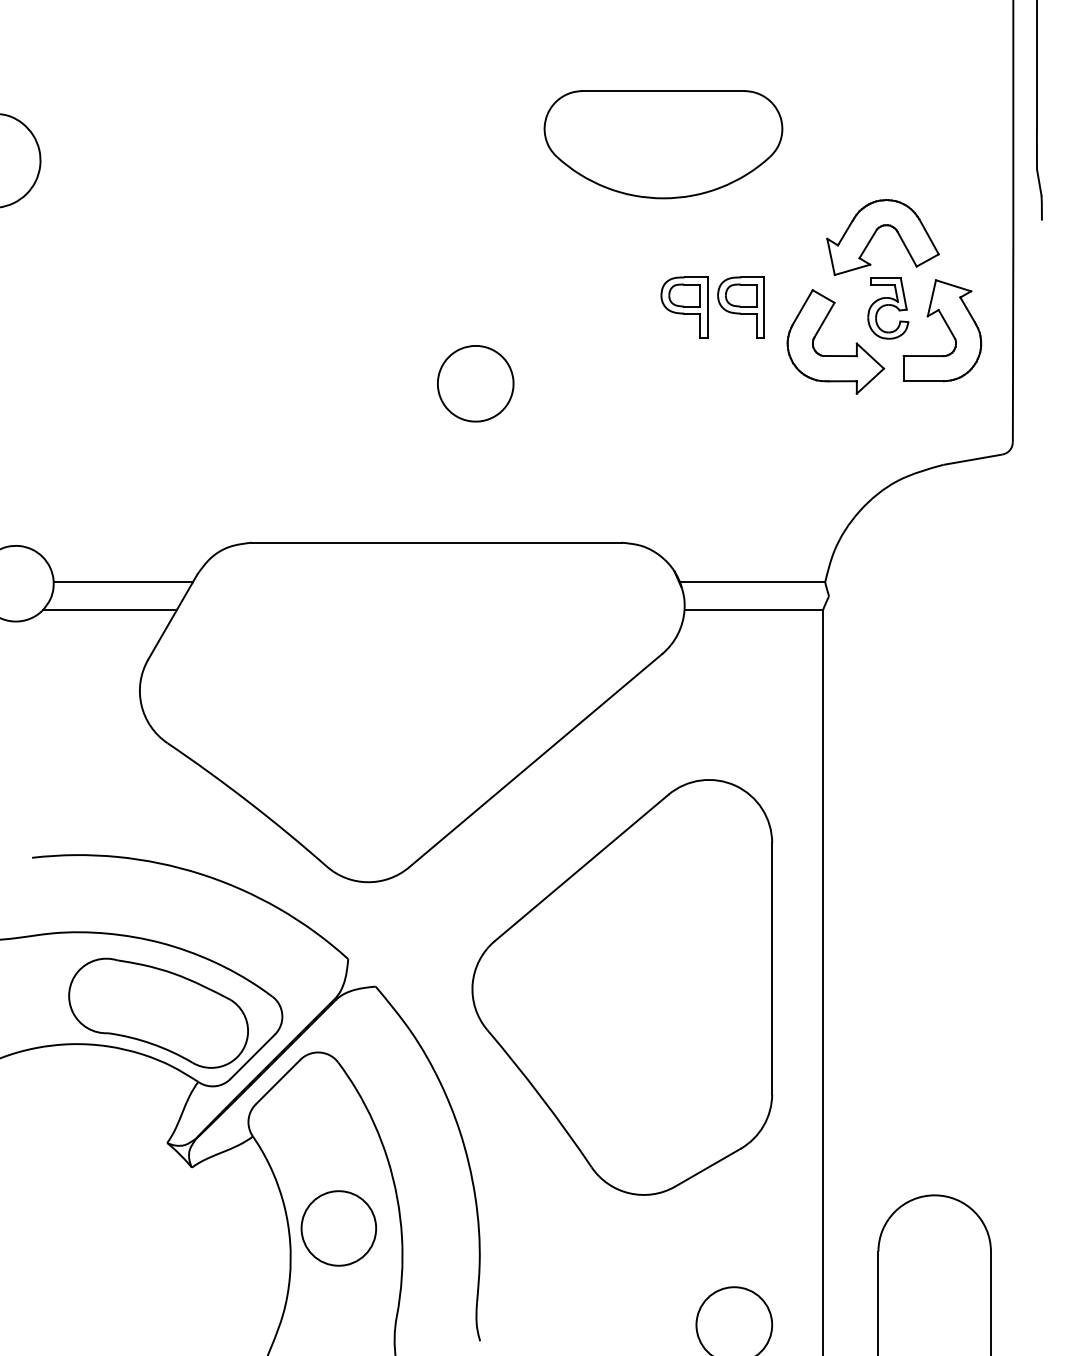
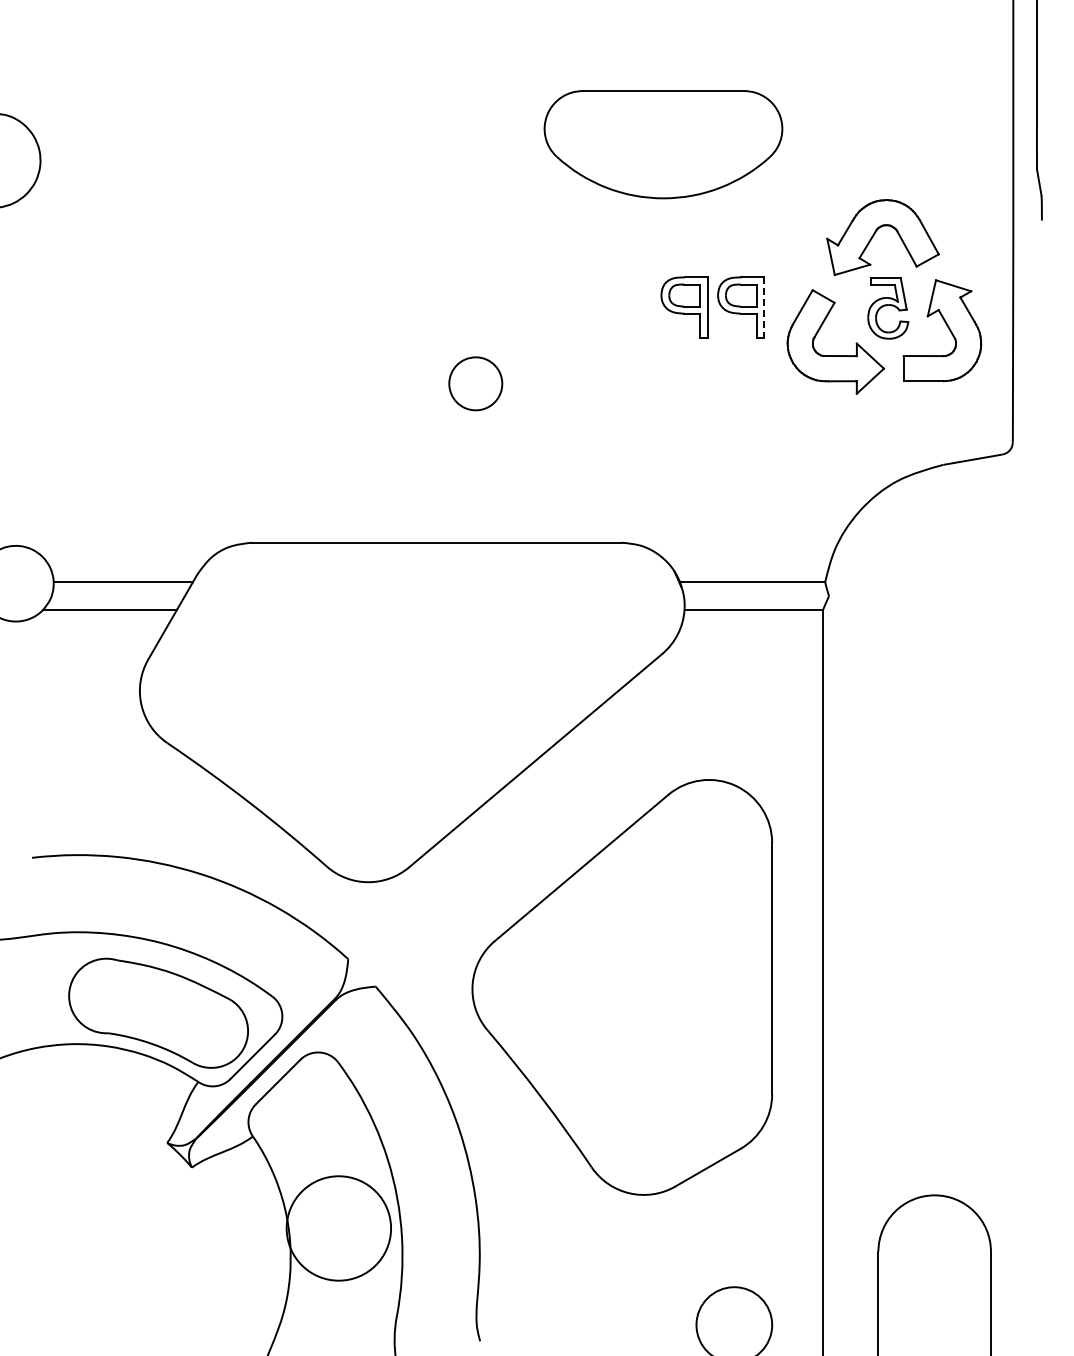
line: solid -> dashed (764, 308)
part size: 78x78 px -> 56x56 px (475, 383)
circle diameter: 75 px -> 104 px (338, 1228)
